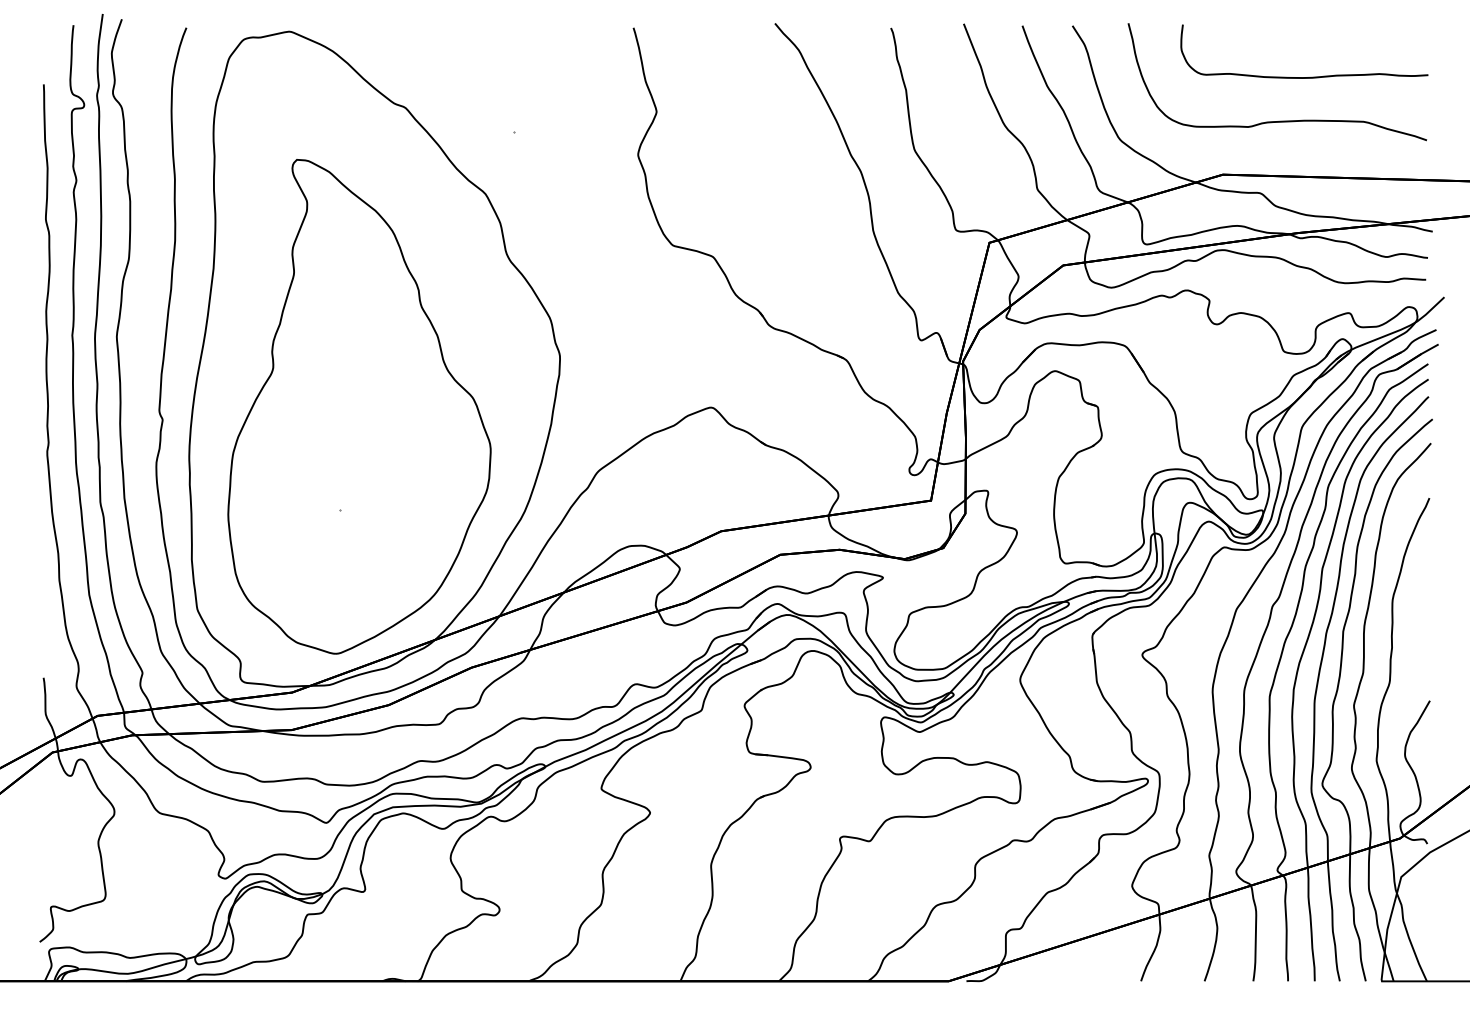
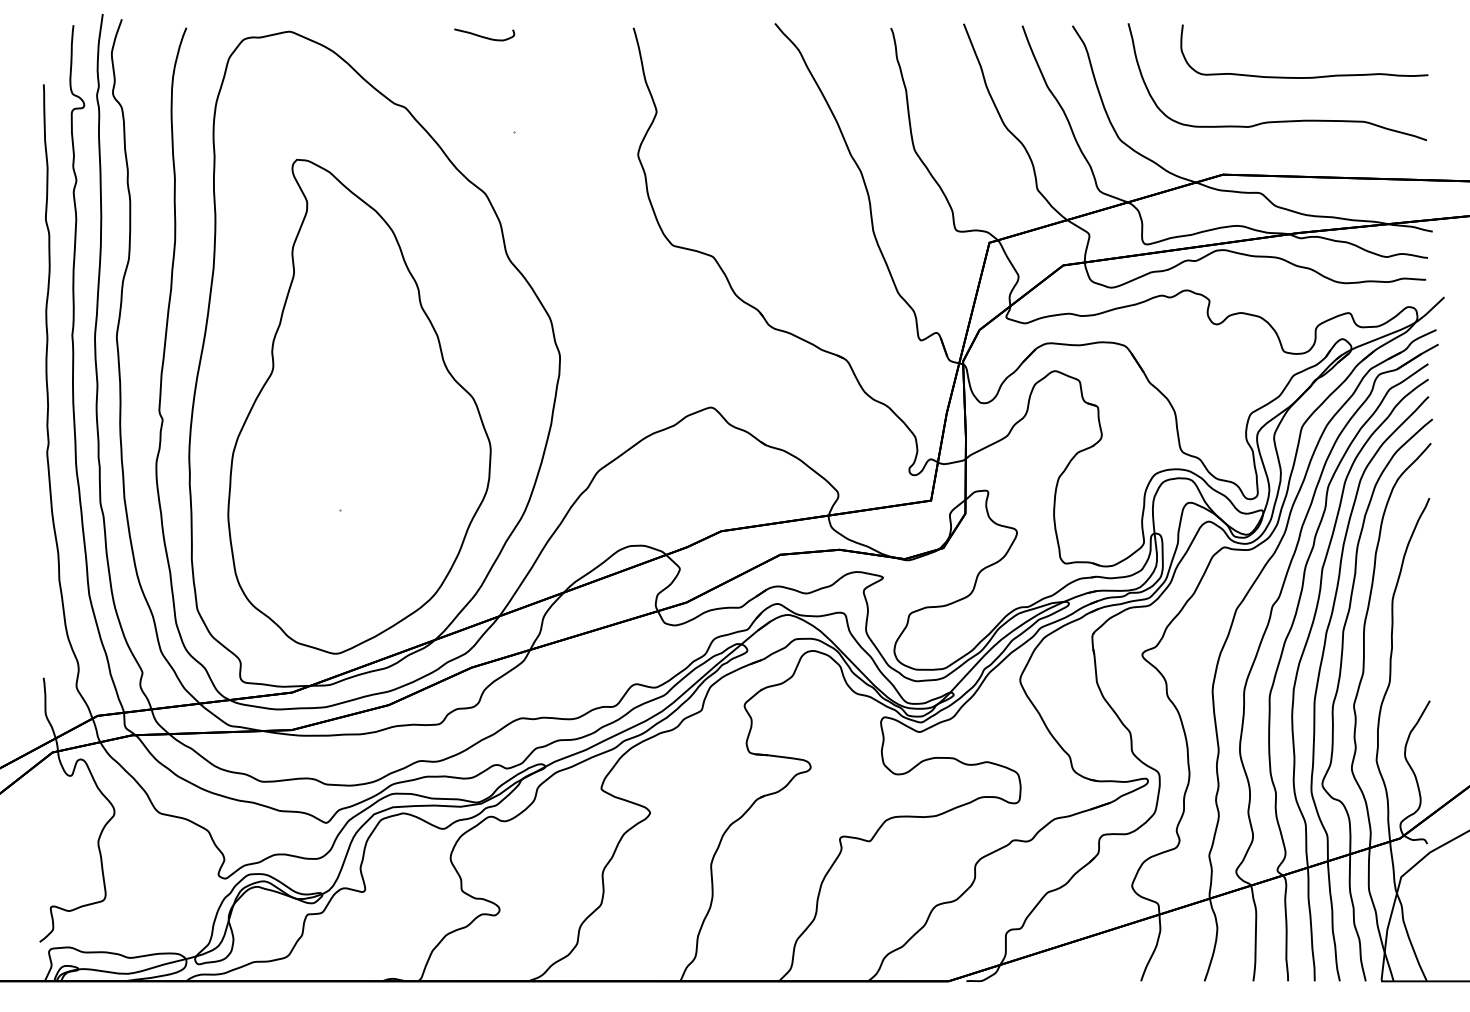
curve: none -> present (484, 36)
